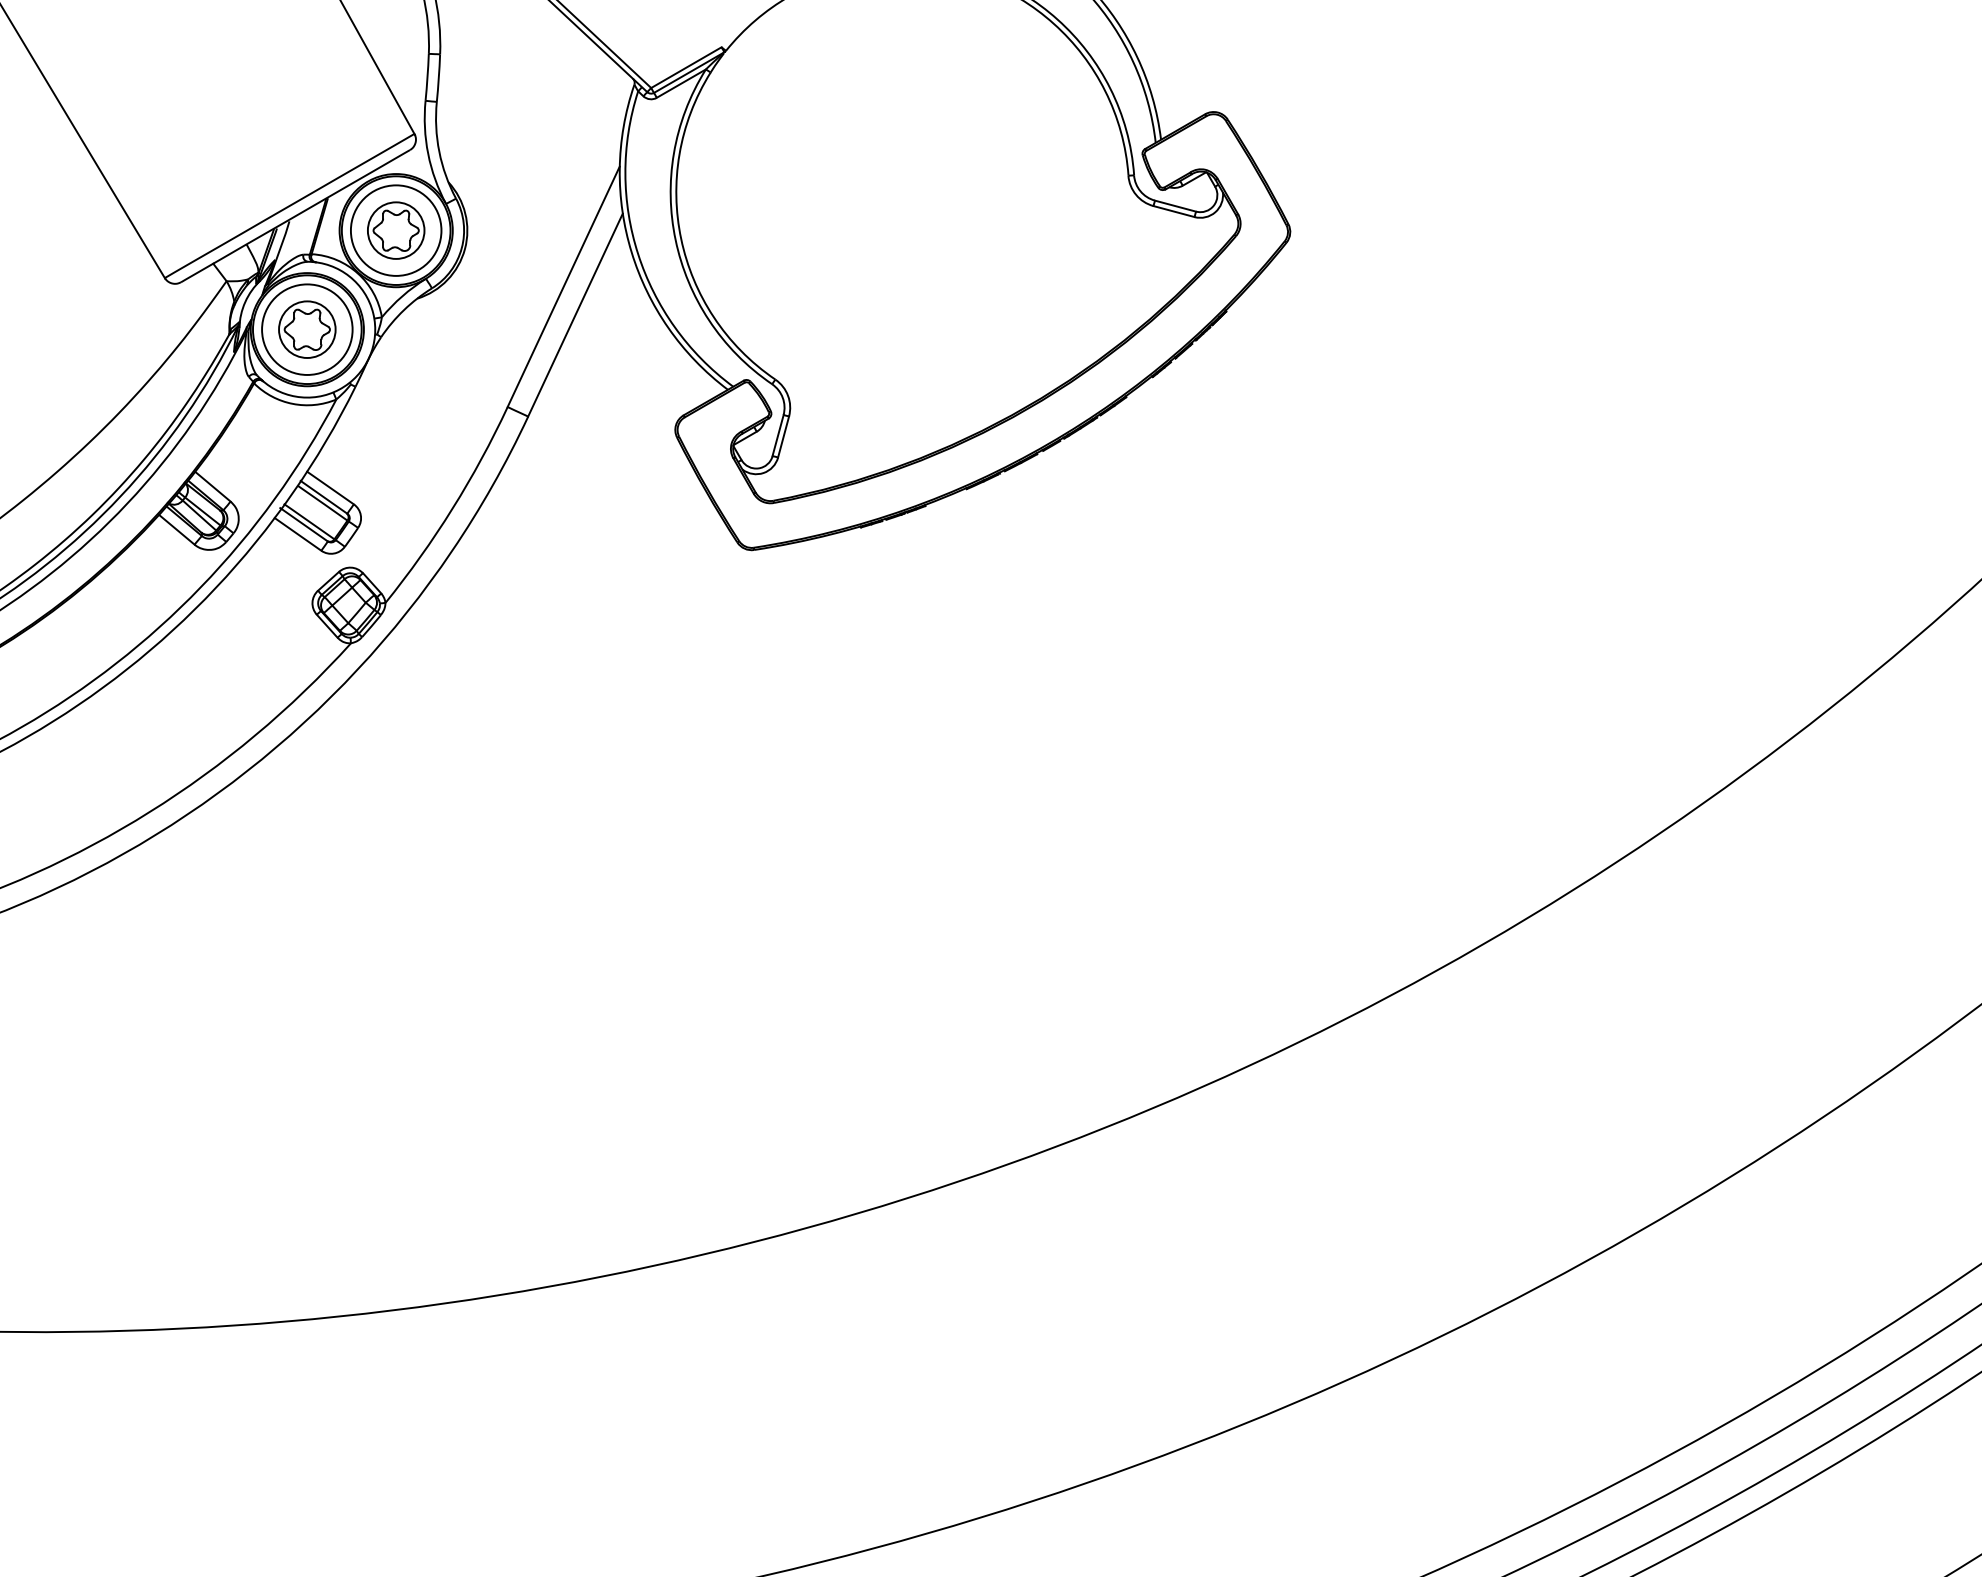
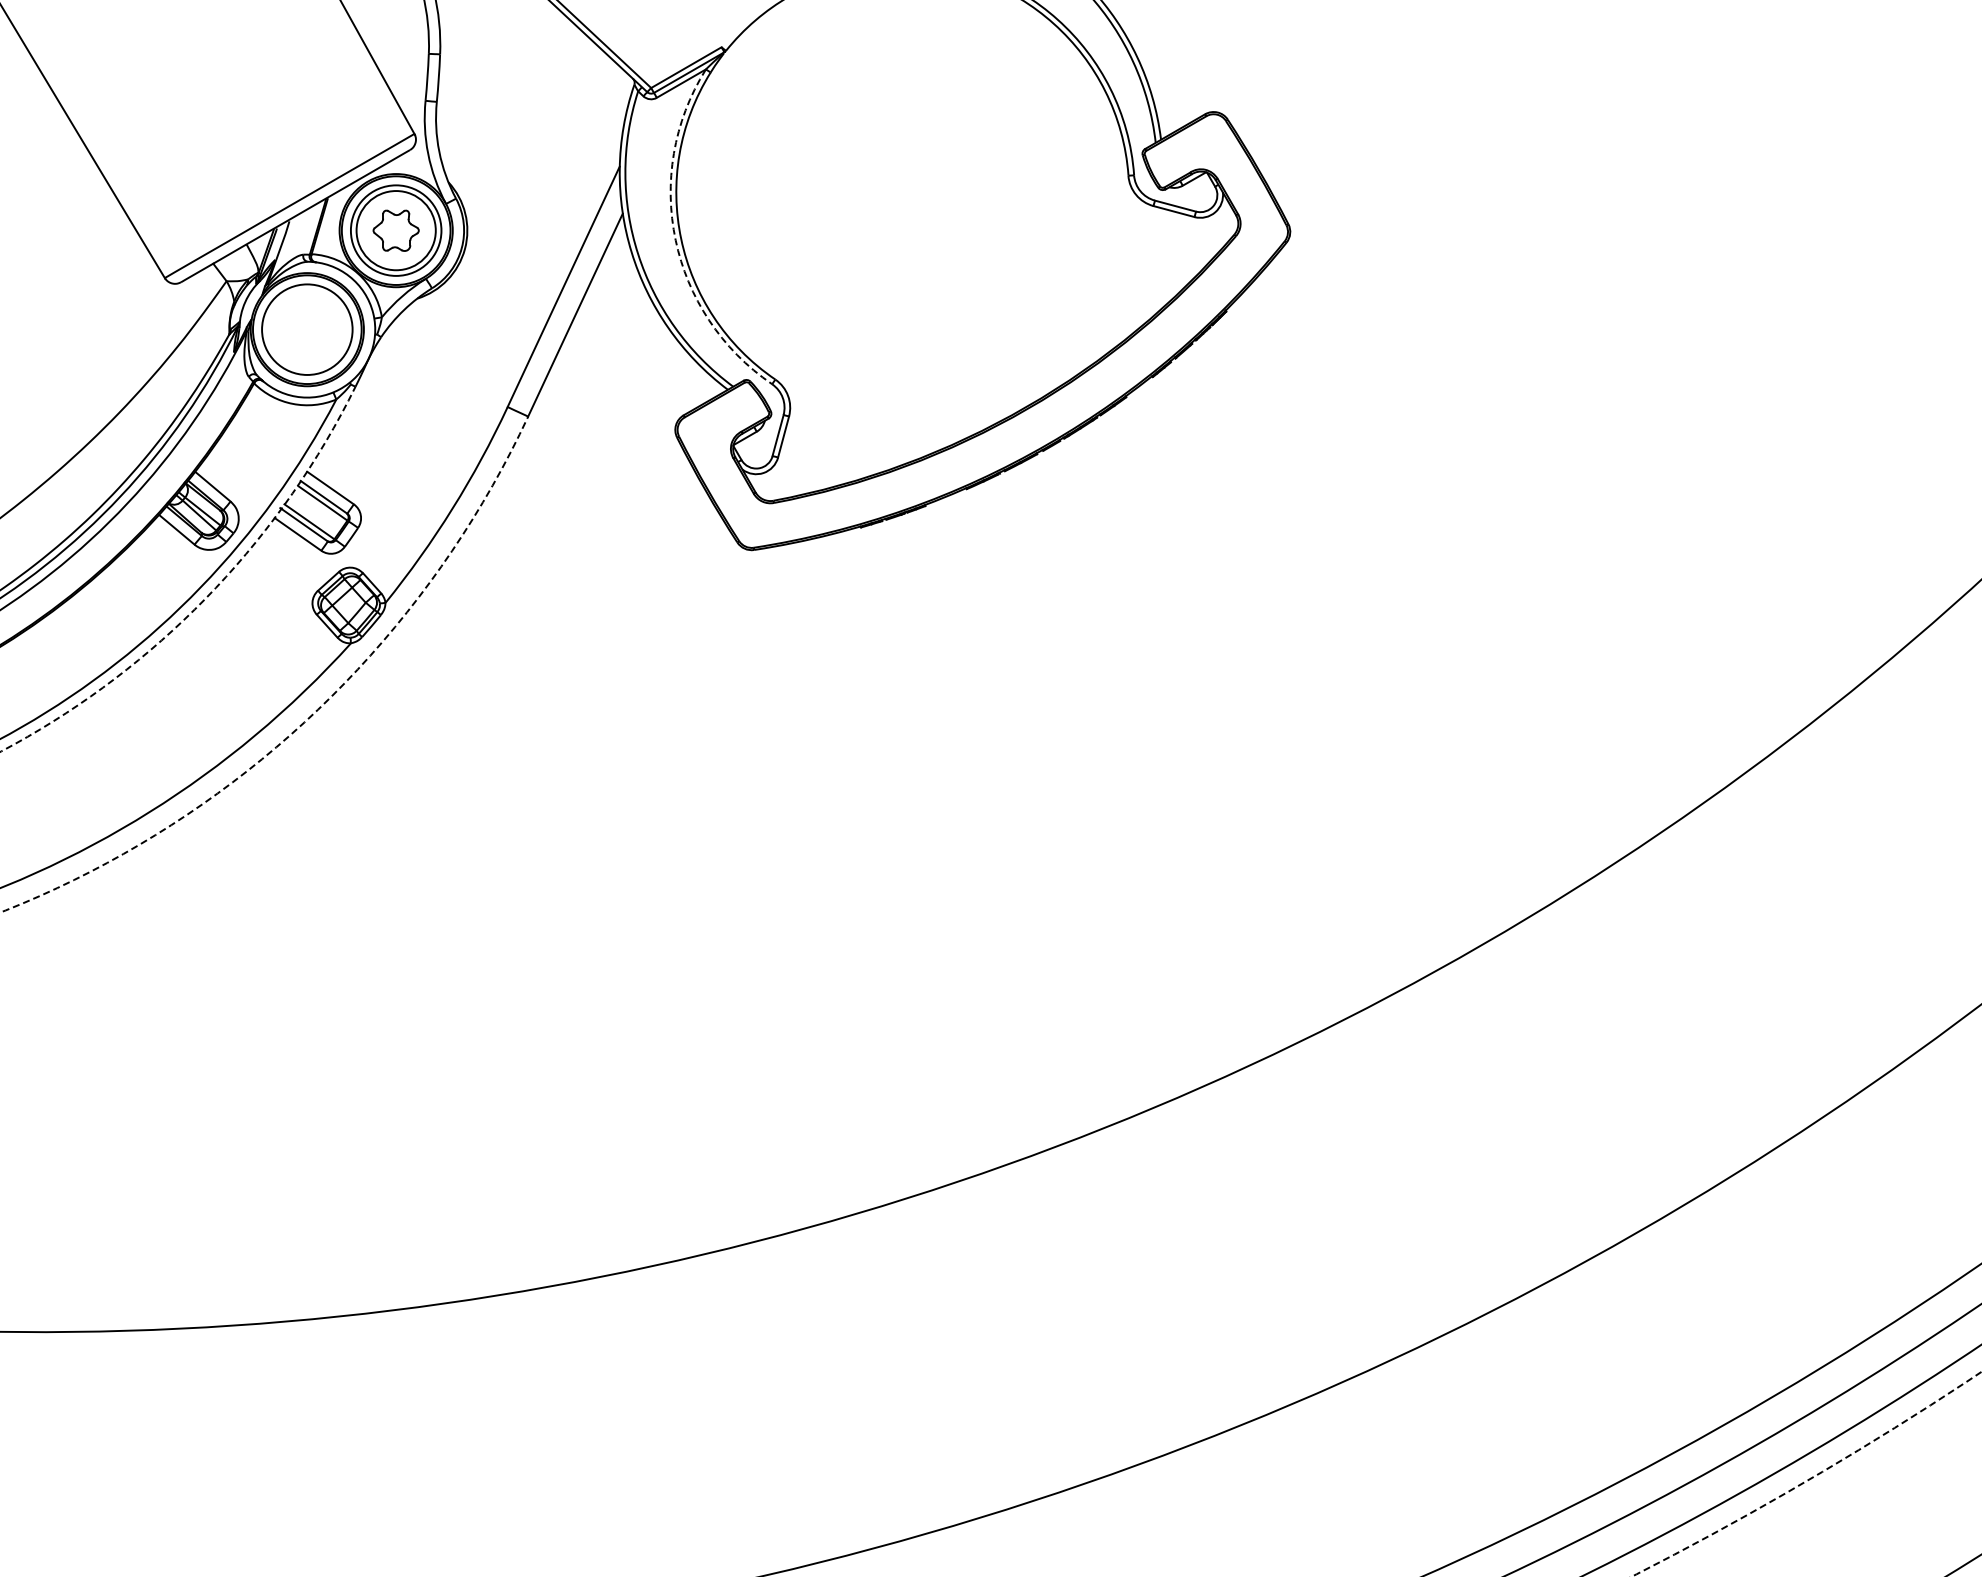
circle diameter: 57 px -> 79 px (395, 230)
arc: solid -> dashed (675, 240)
part: present -> none (307, 329)
arc: solid -> dashed (205, 598)
arc: solid -> dashed (313, 714)
circle: solid -> dashed (1806, 1473)
